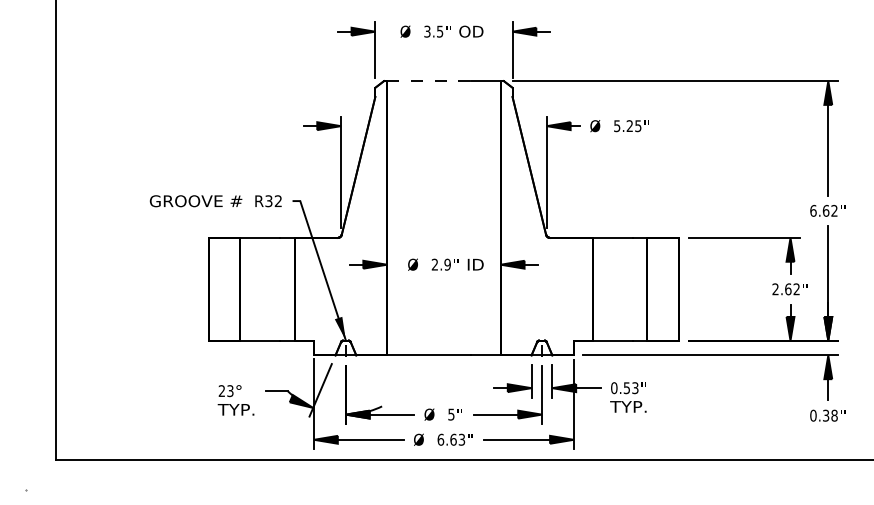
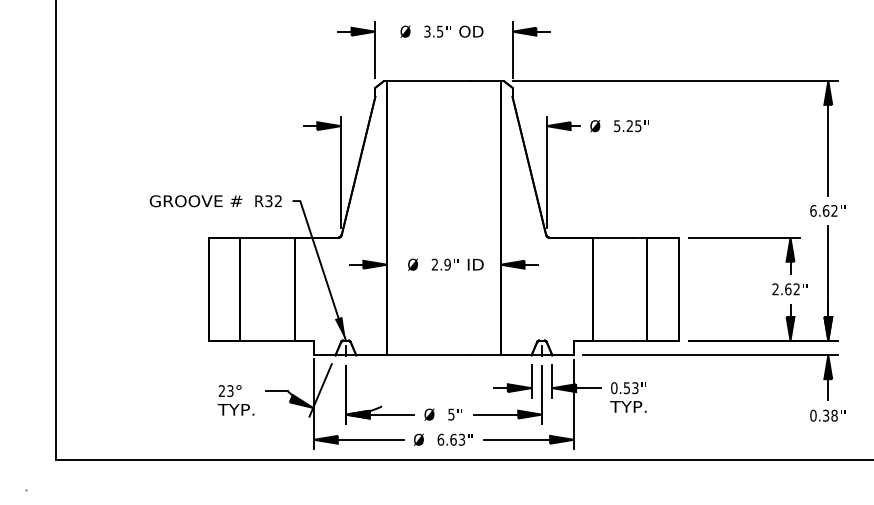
line: dashed -> solid (429, 81)
